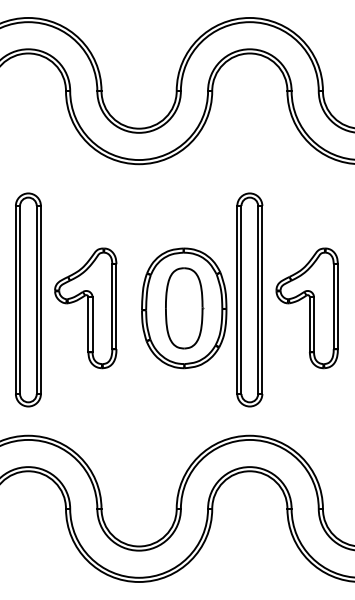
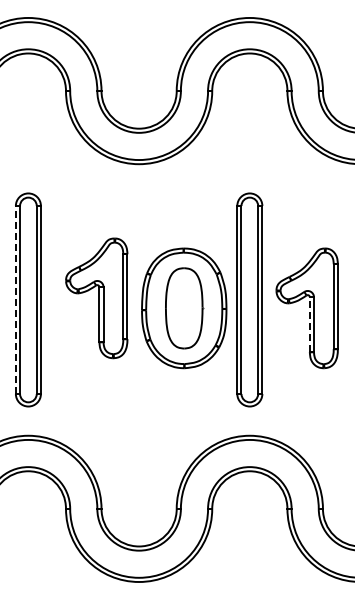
line: solid -> dashed (15, 299)
part position: (85, 308) -> (96, 298) (96, 298)
line: solid -> dashed (309, 324)
